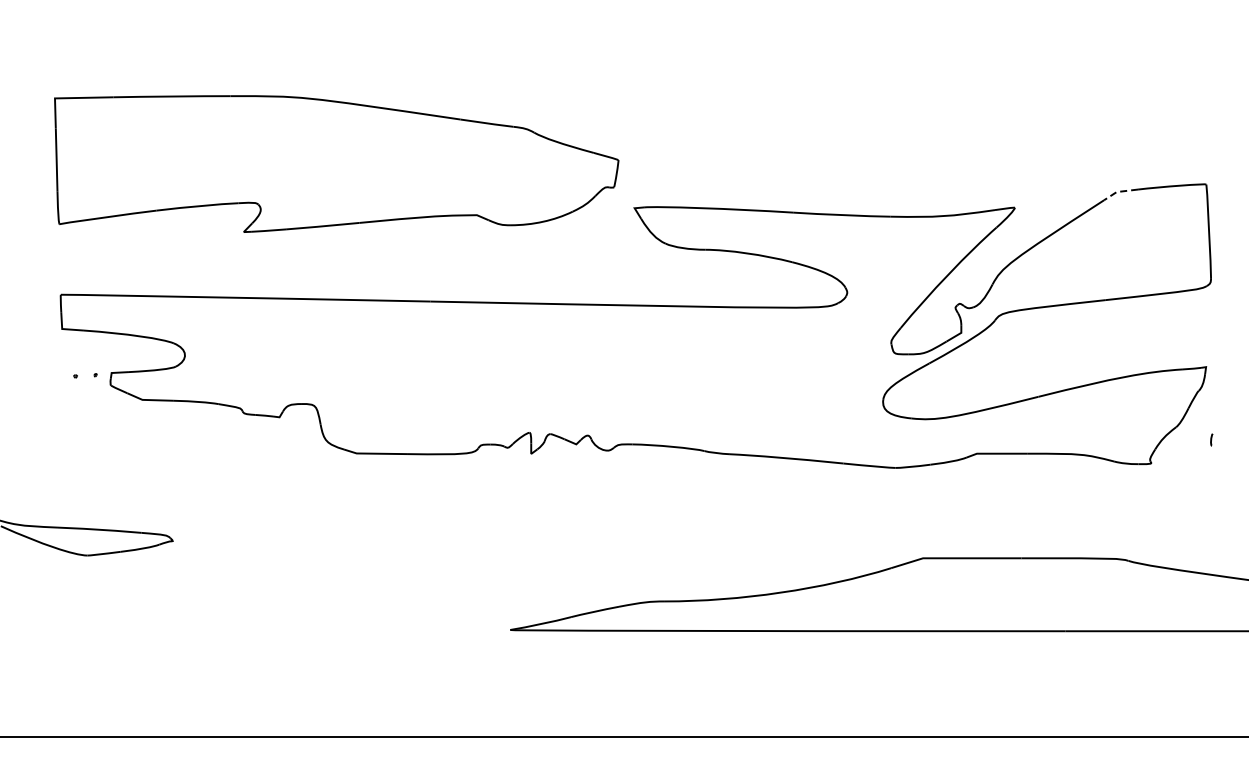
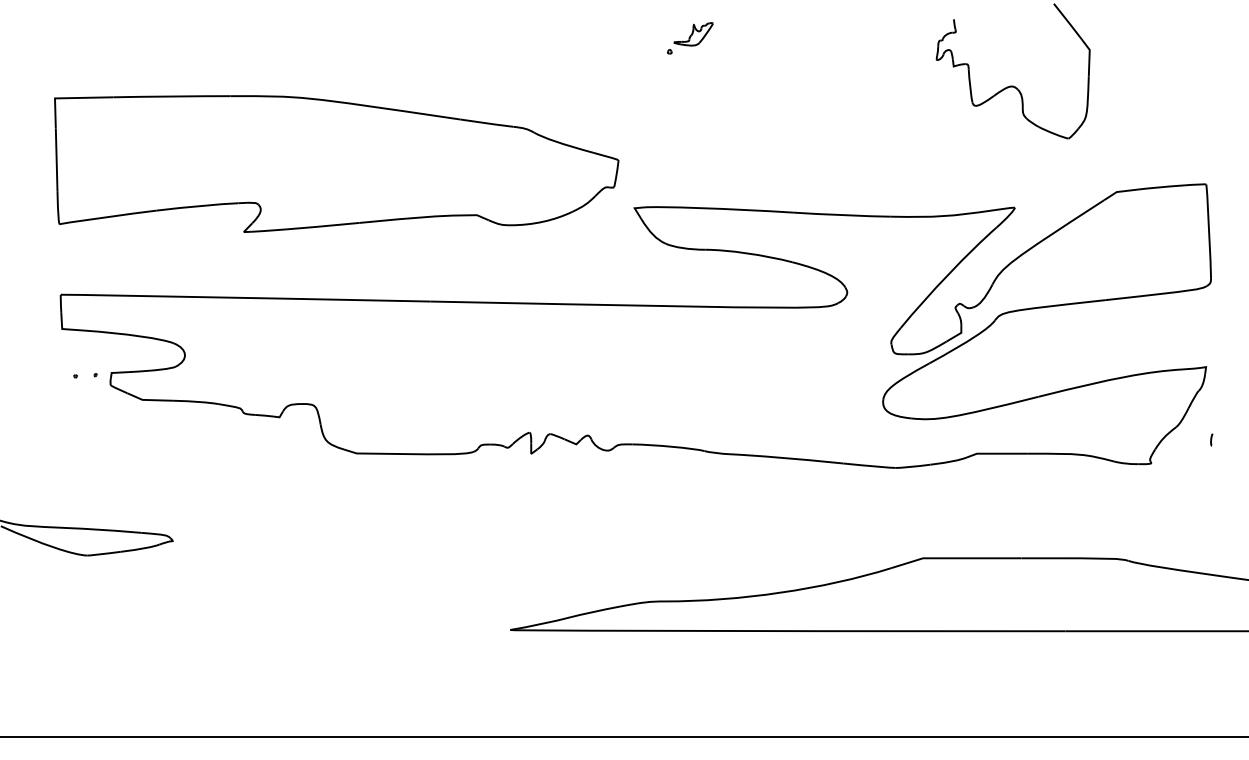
part: none -> present (690, 38)
part: none -> present (1012, 85)
line: dashed -> solid (1118, 191)
